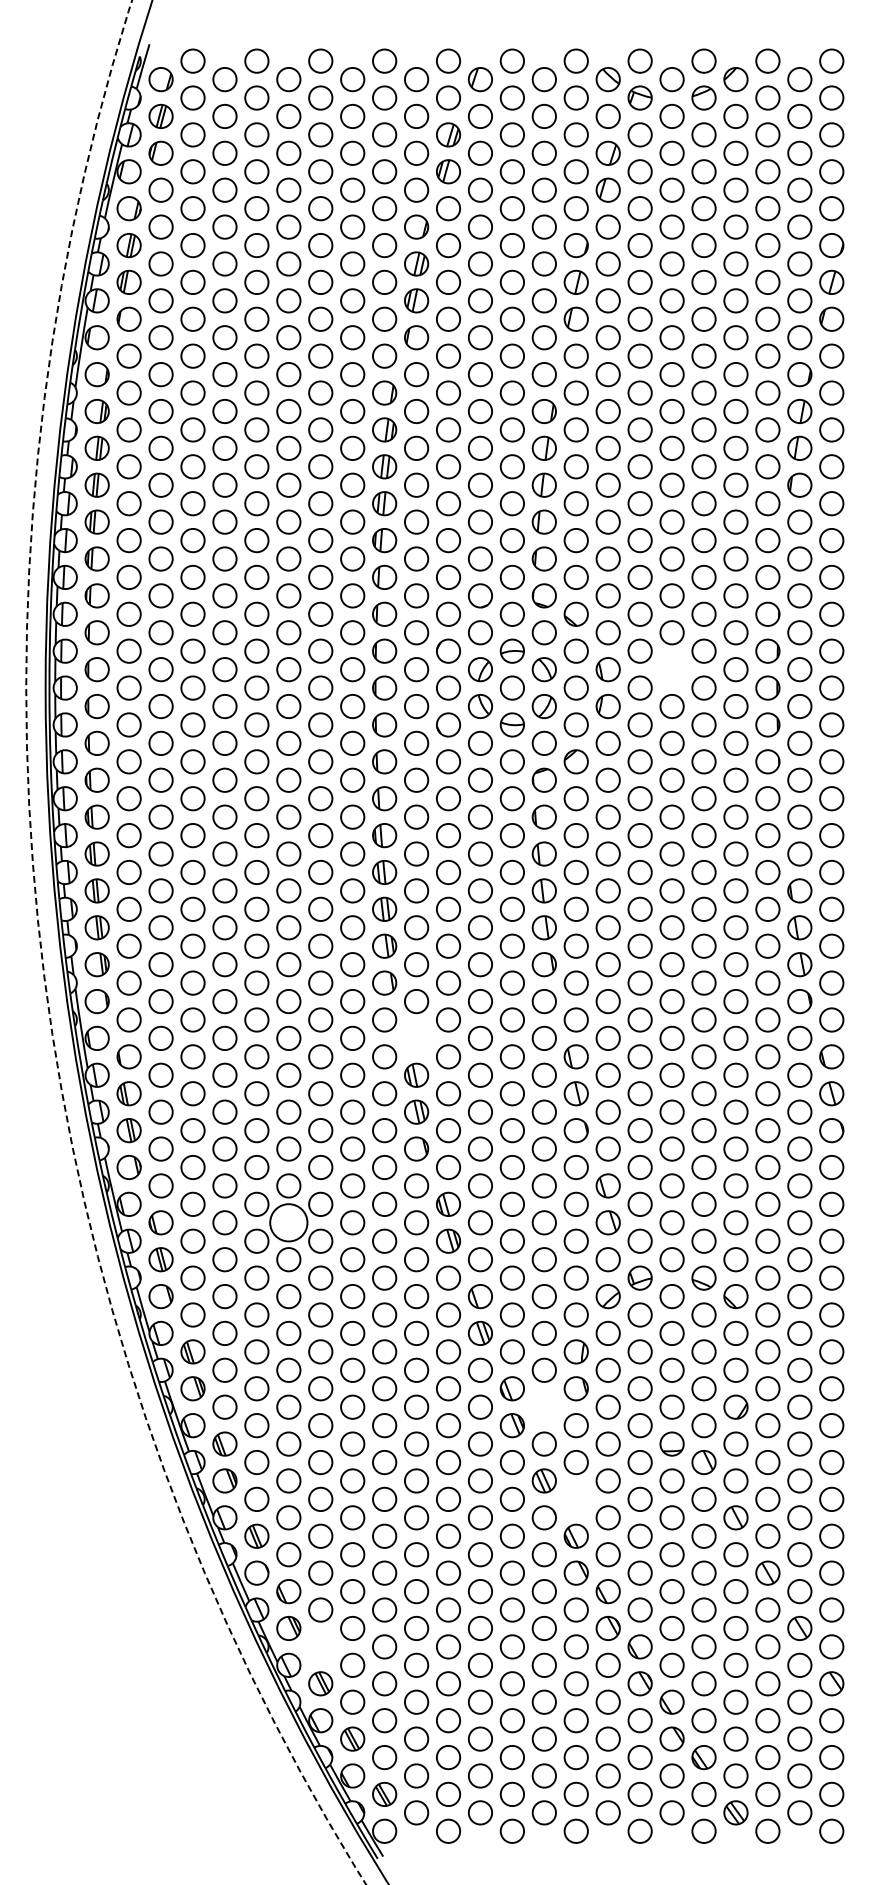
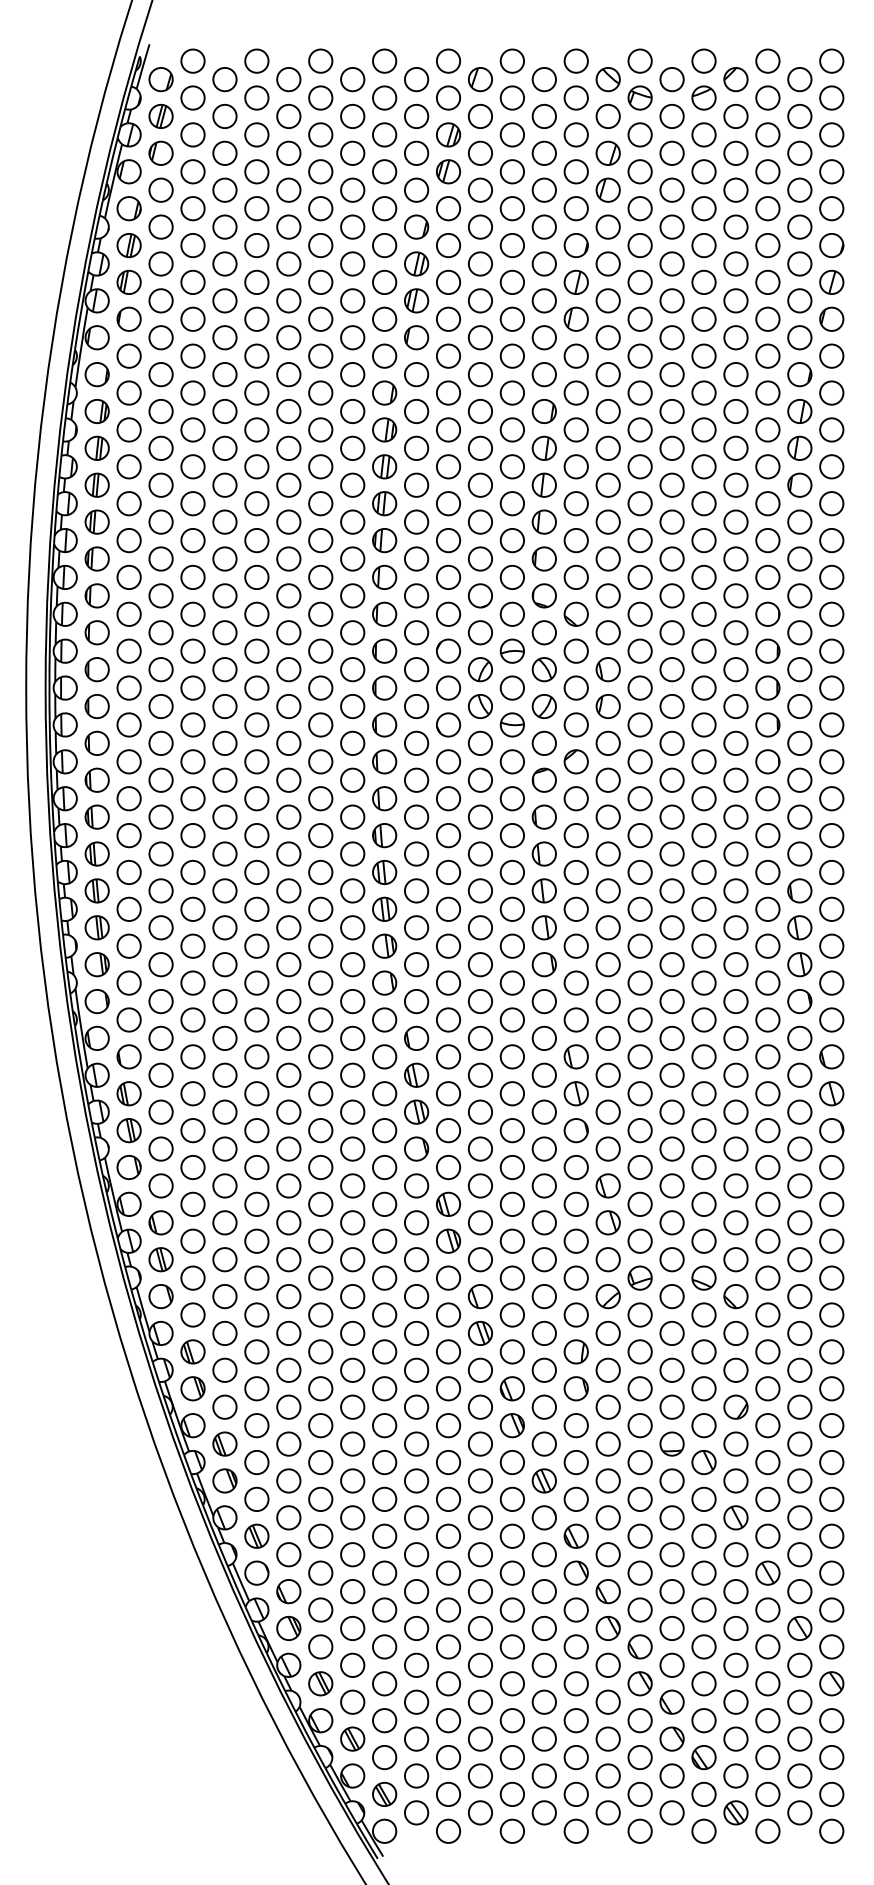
circle: none -> present (671, 669)
circle: dashed -> solid (196, 942)
part: none -> present (416, 1037)
circle diameter: 37 px -> 23 px (288, 1222)
circle: none -> present (543, 1406)
circle: none -> present (575, 1498)
circle: none -> present (320, 1646)
